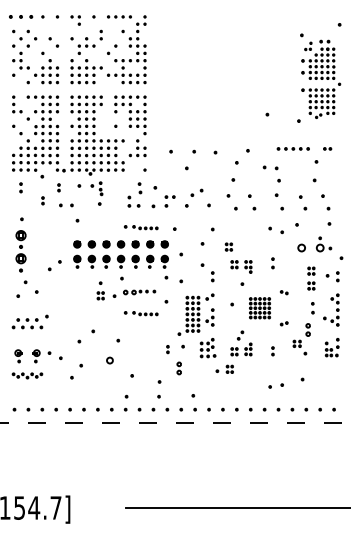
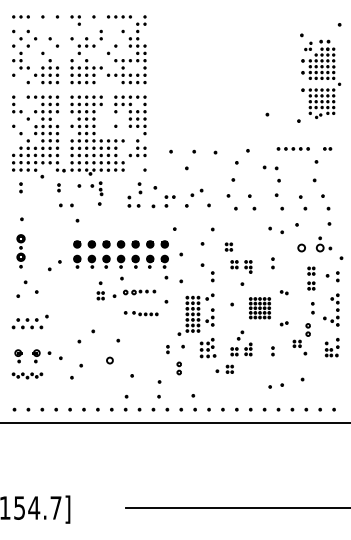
part size: 25x4 px -> 18x4 px (20, 16)
part: present -> none (42, 200)
part: present -> none (140, 227)
part size: 12x43 px -> 10x35 px (20, 251)
line: dashed -> solid (175, 422)
